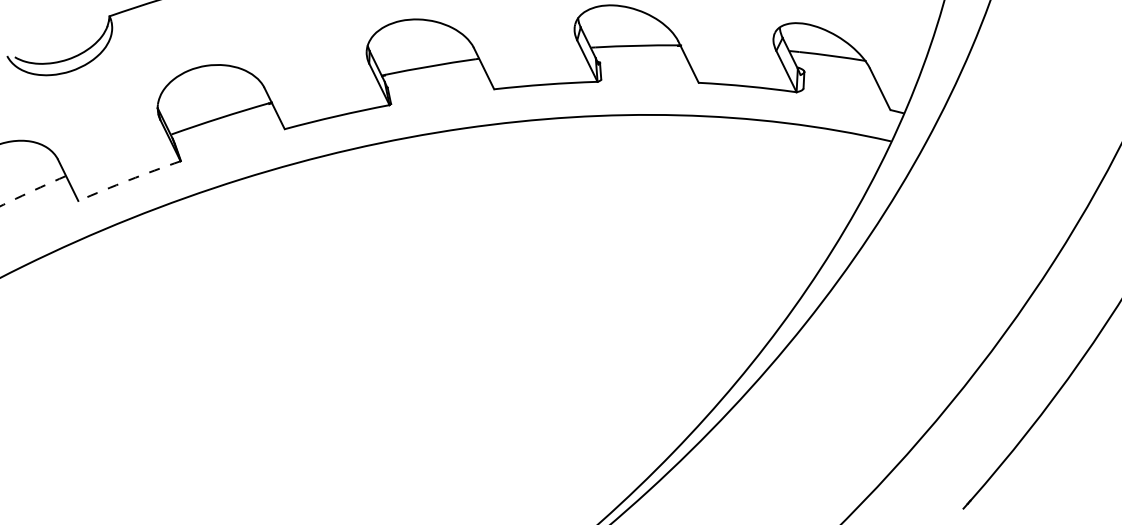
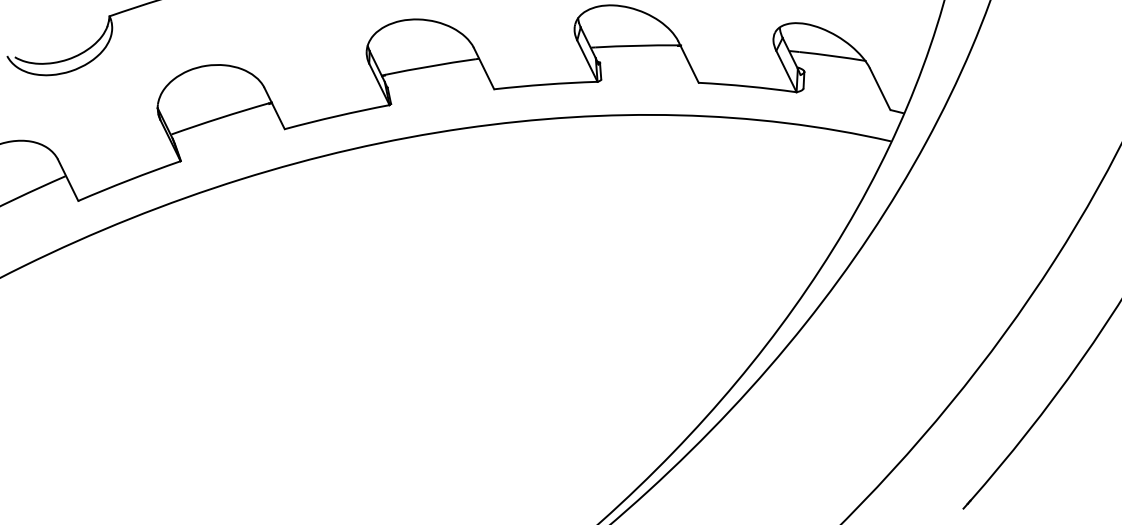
arc: dashed -> solid (129, 180)
arc: dashed -> solid (32, 190)
